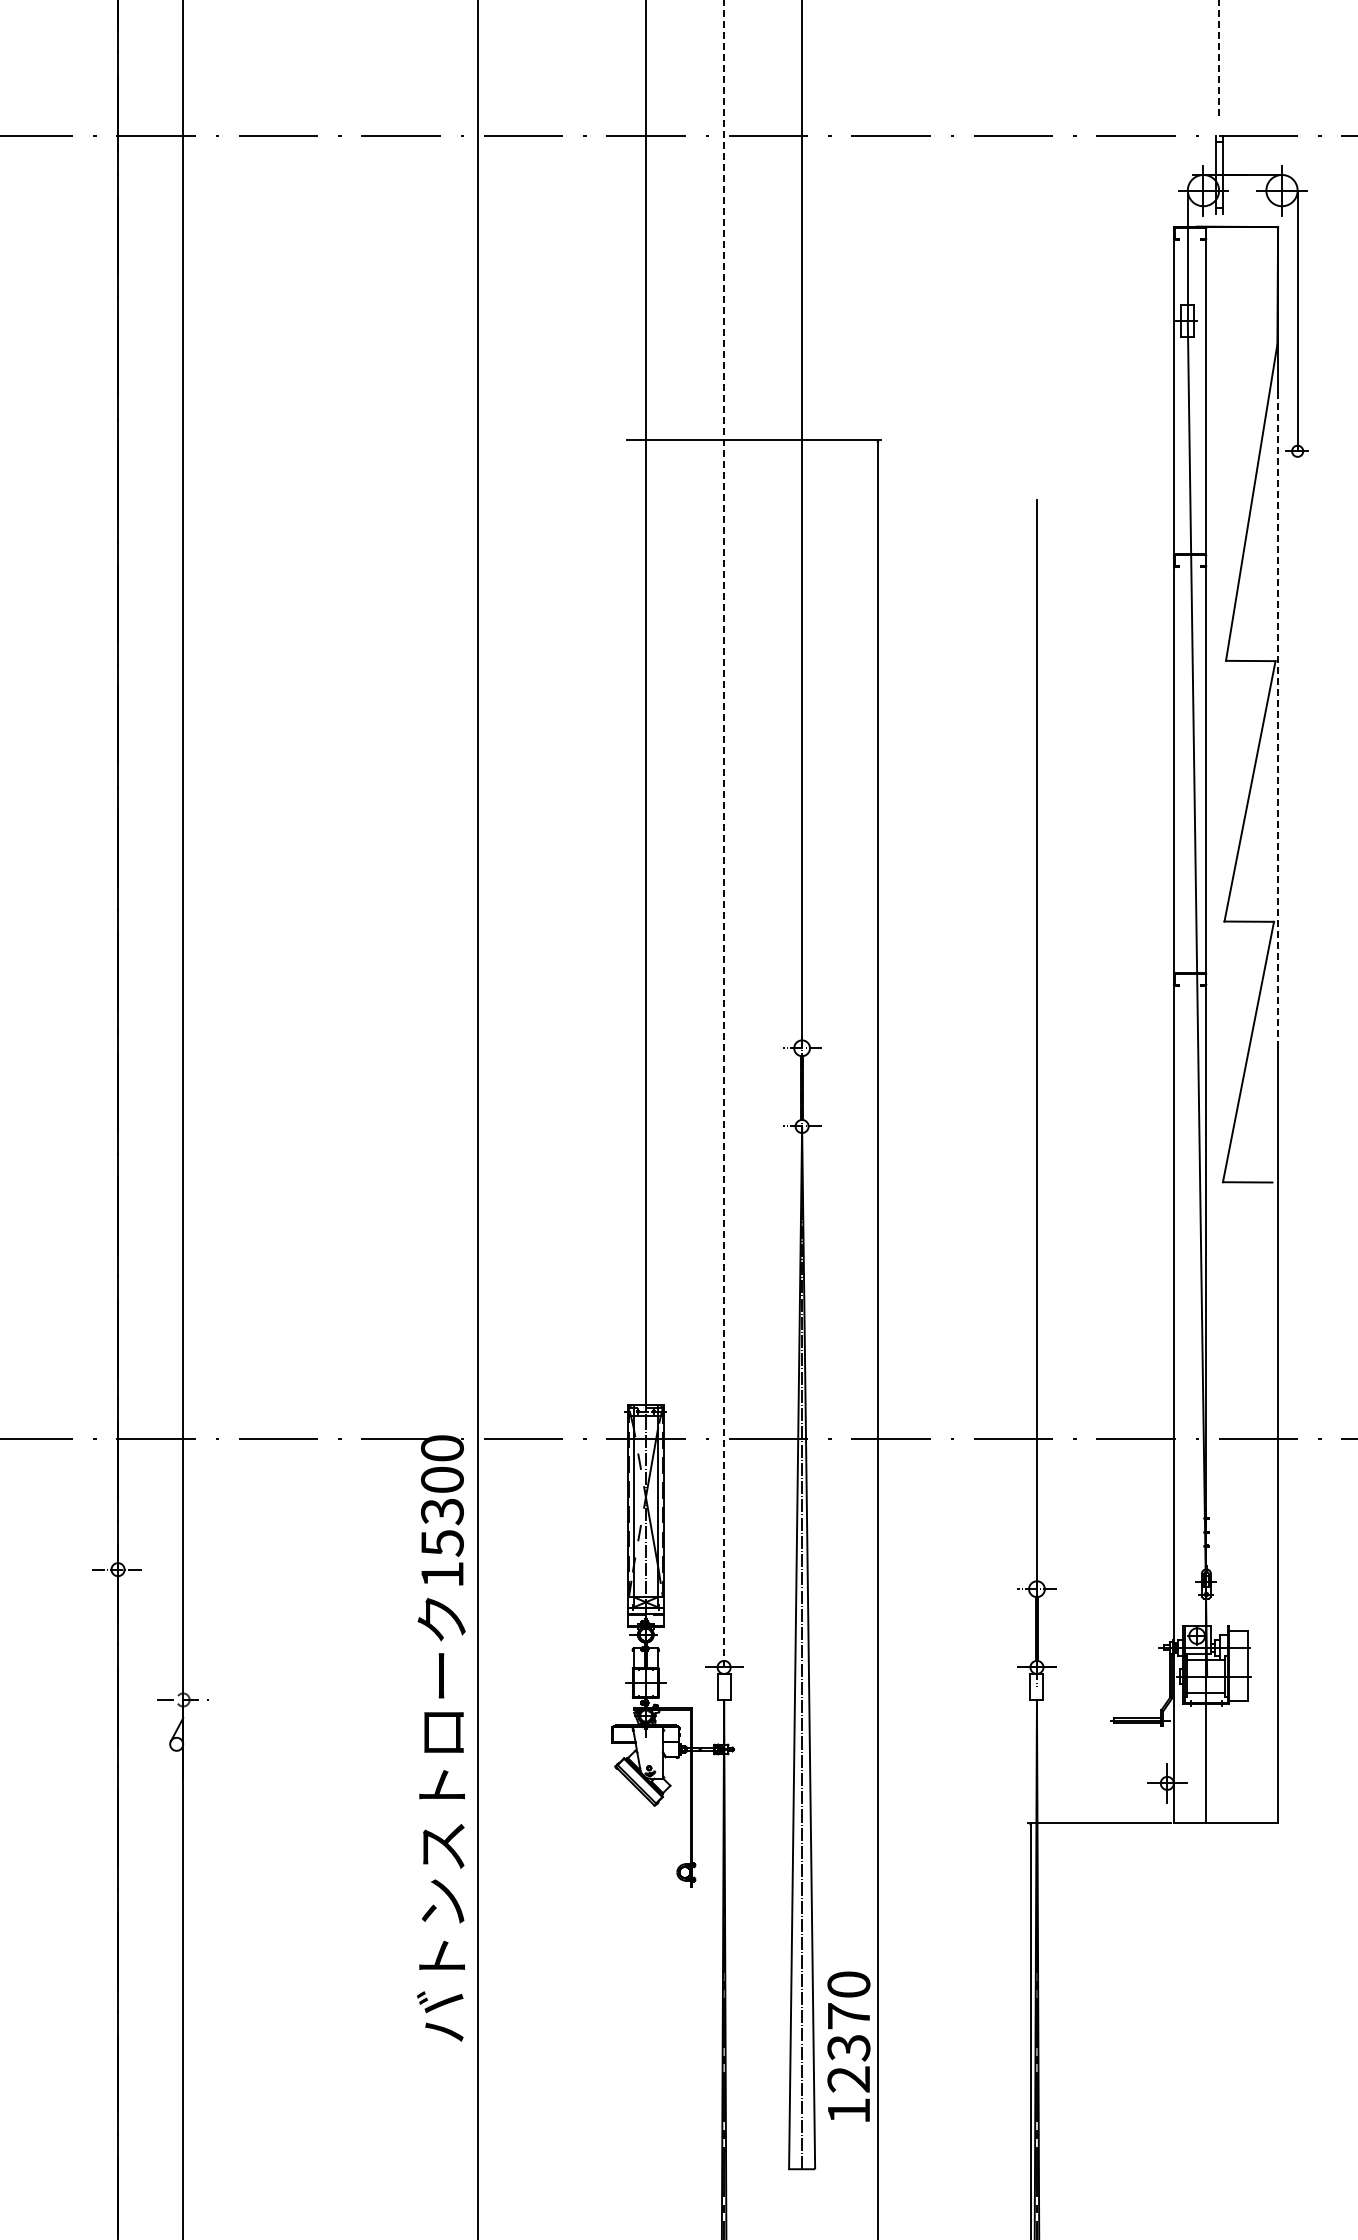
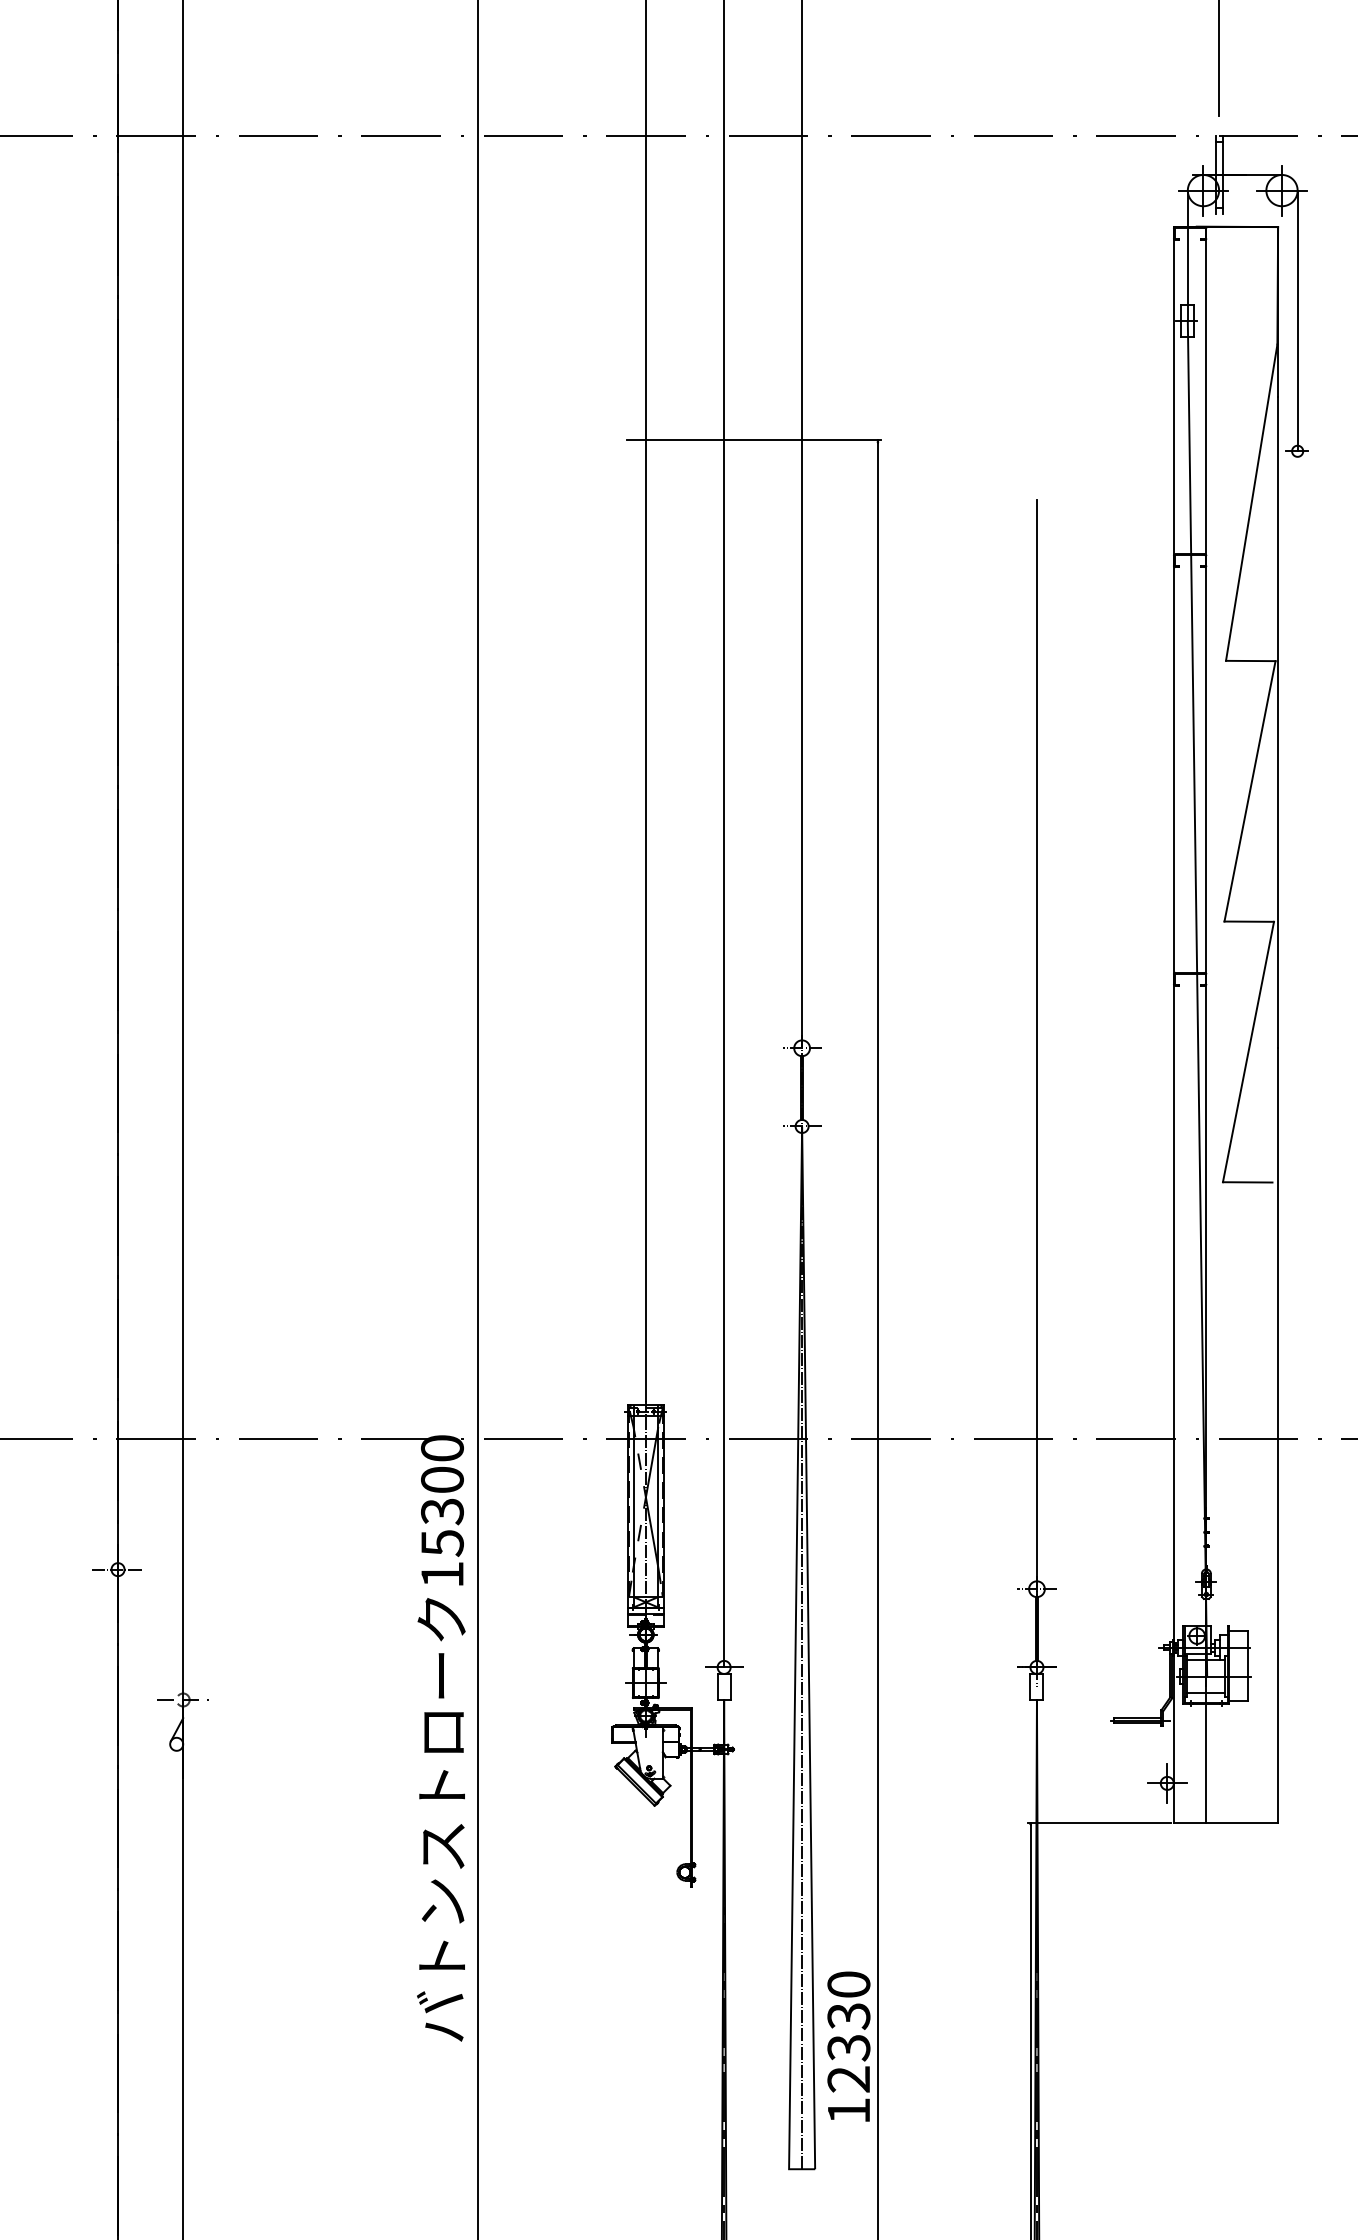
line: dashed -> solid (1219, 58)
line: dashed -> solid (1278, 722)
line: dashed -> solid (724, 833)
text: 12370 -> 12330 (848, 2016)
